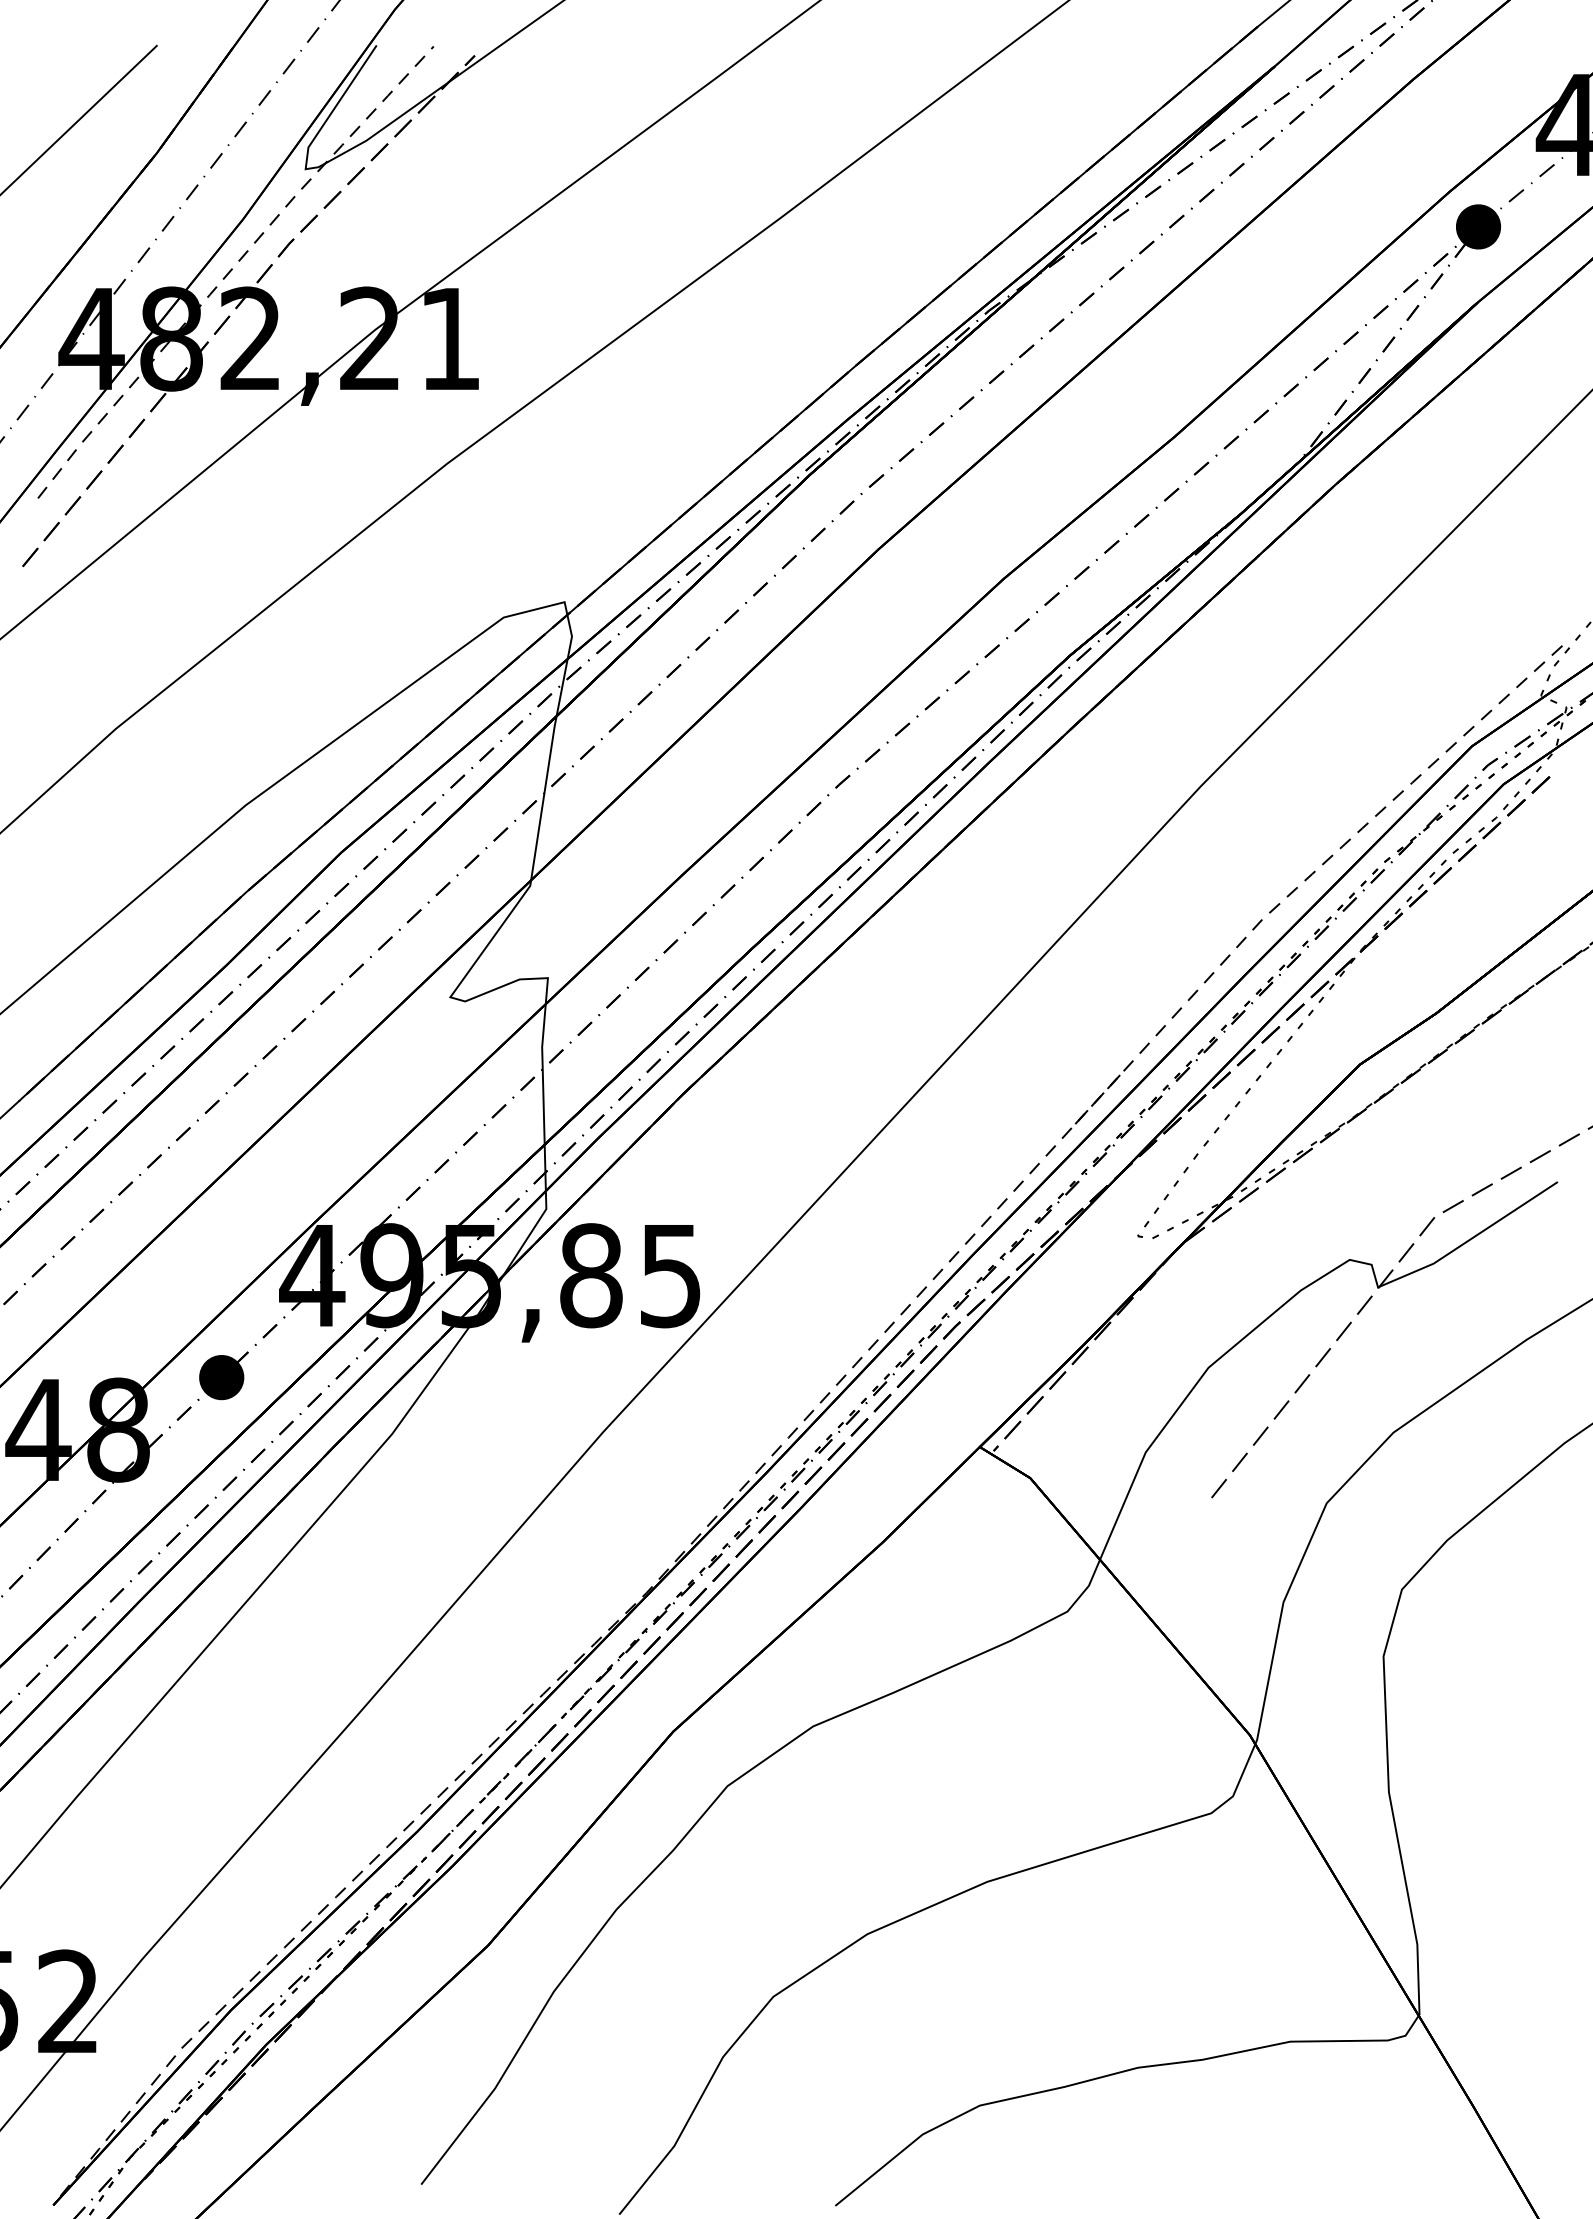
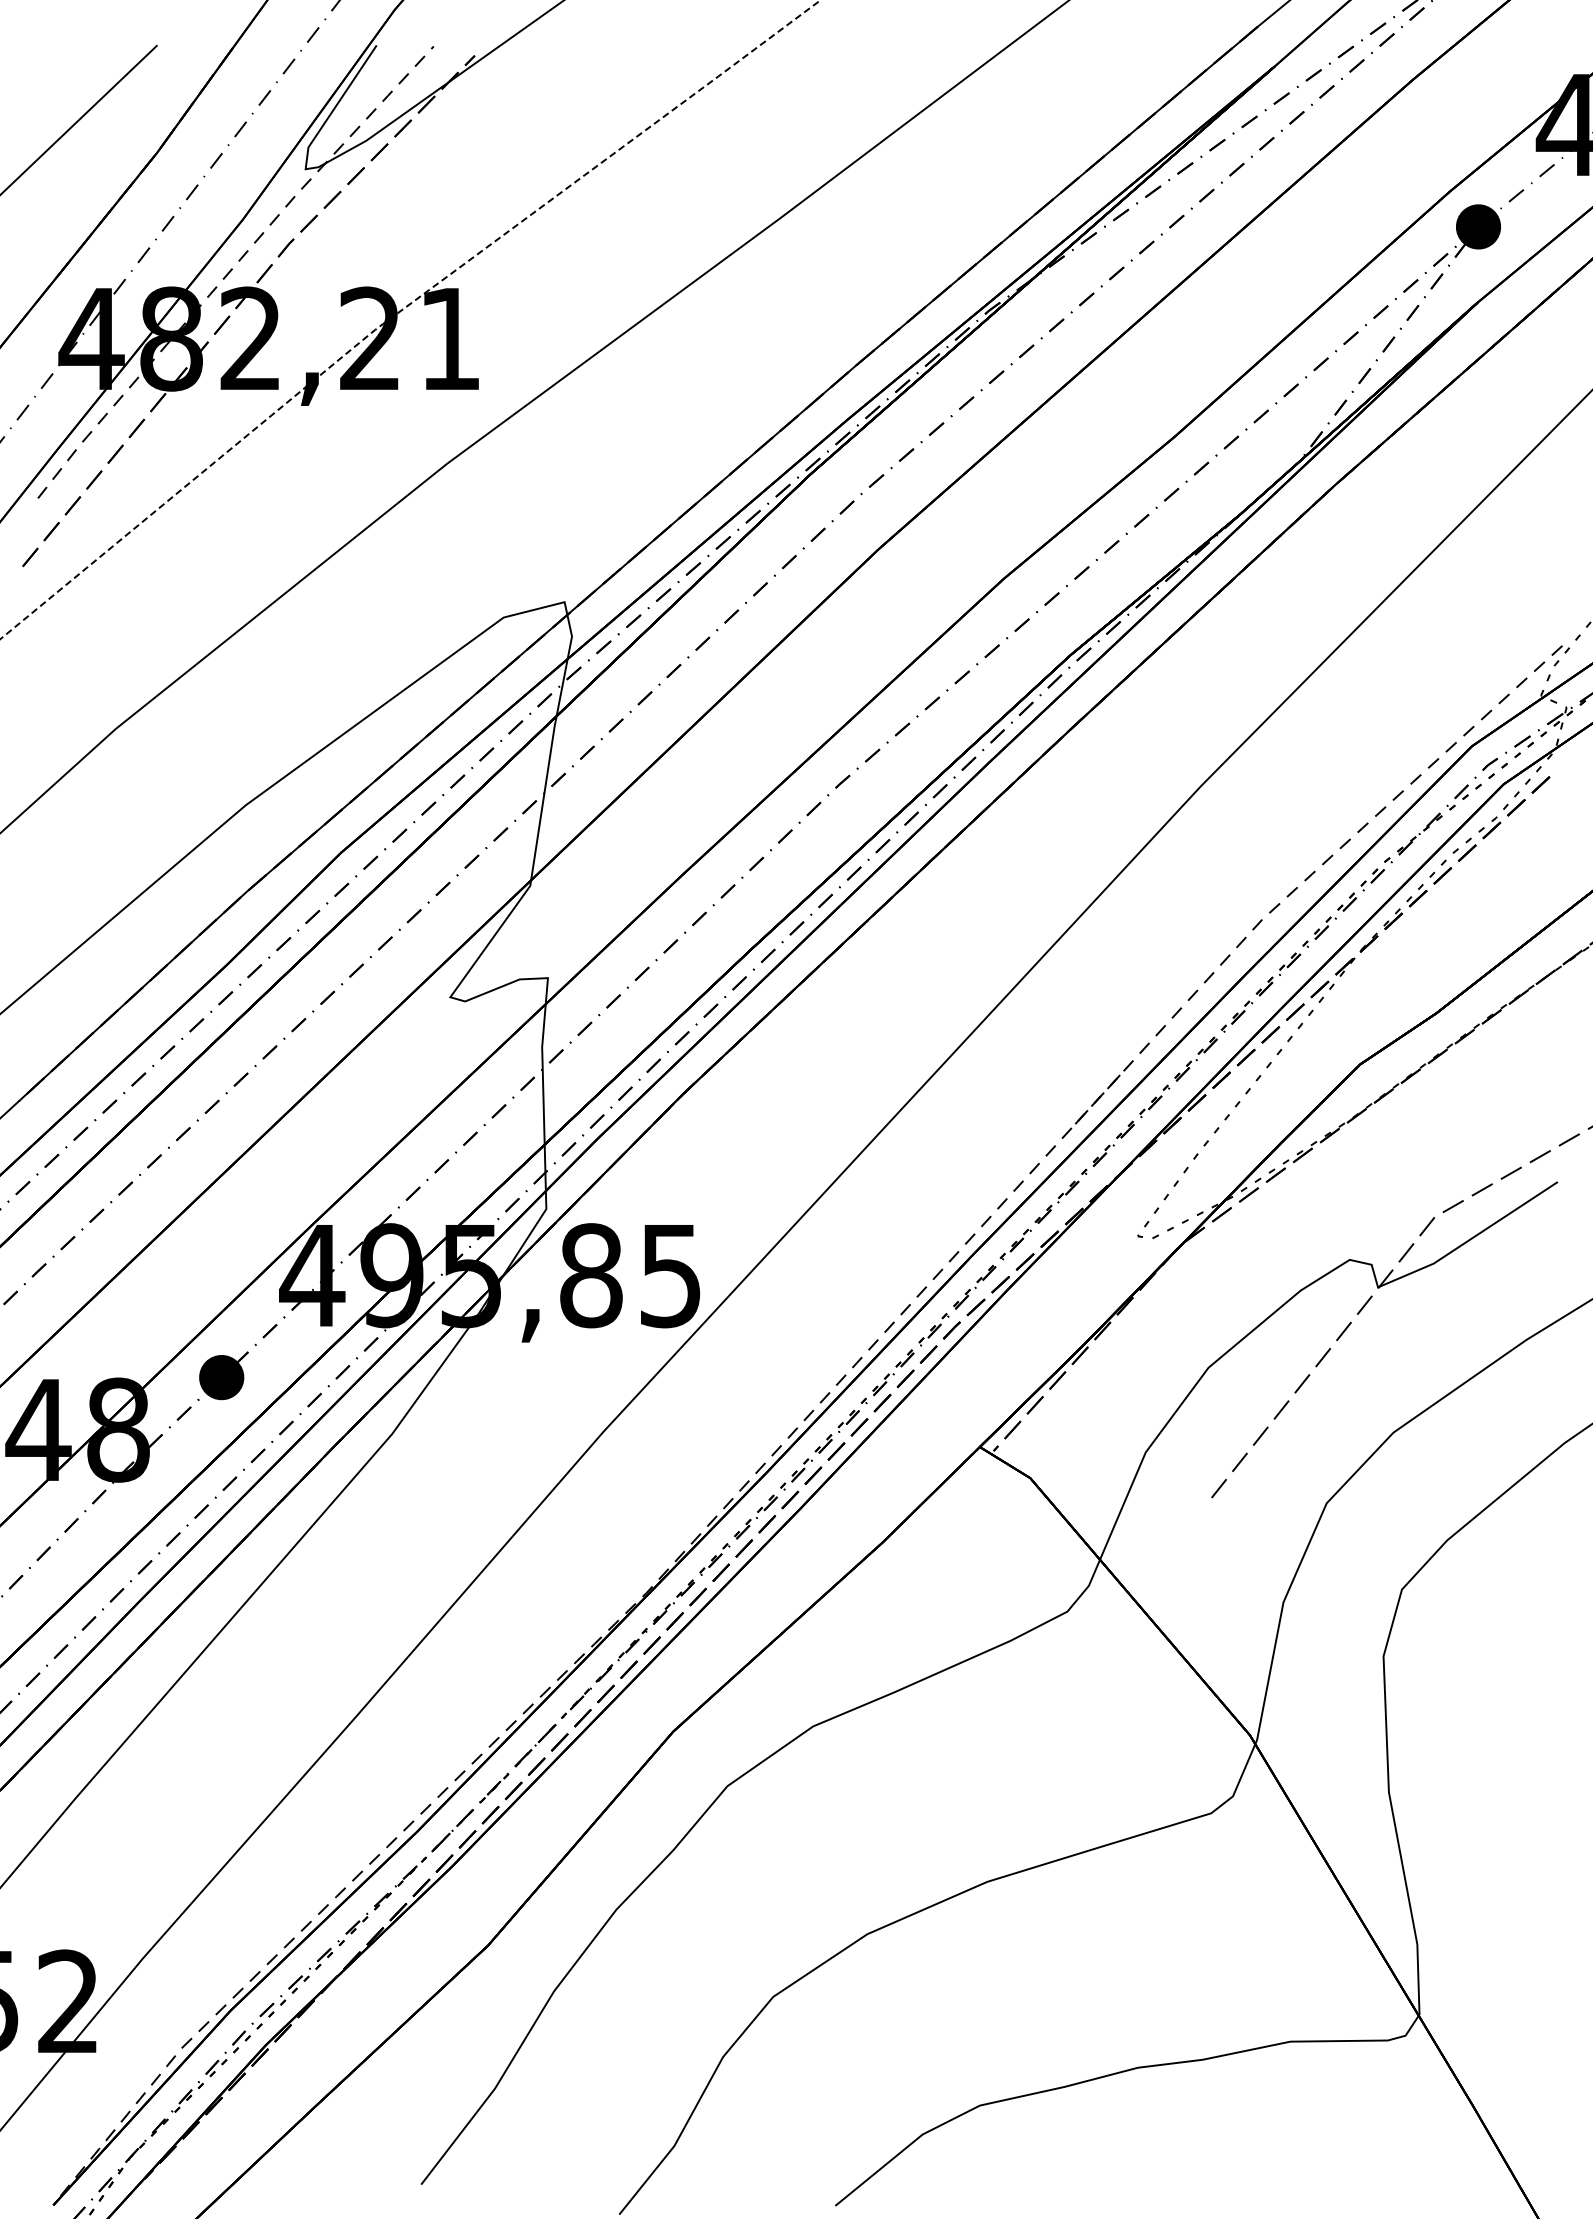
line: solid -> dashed (401, 310)
